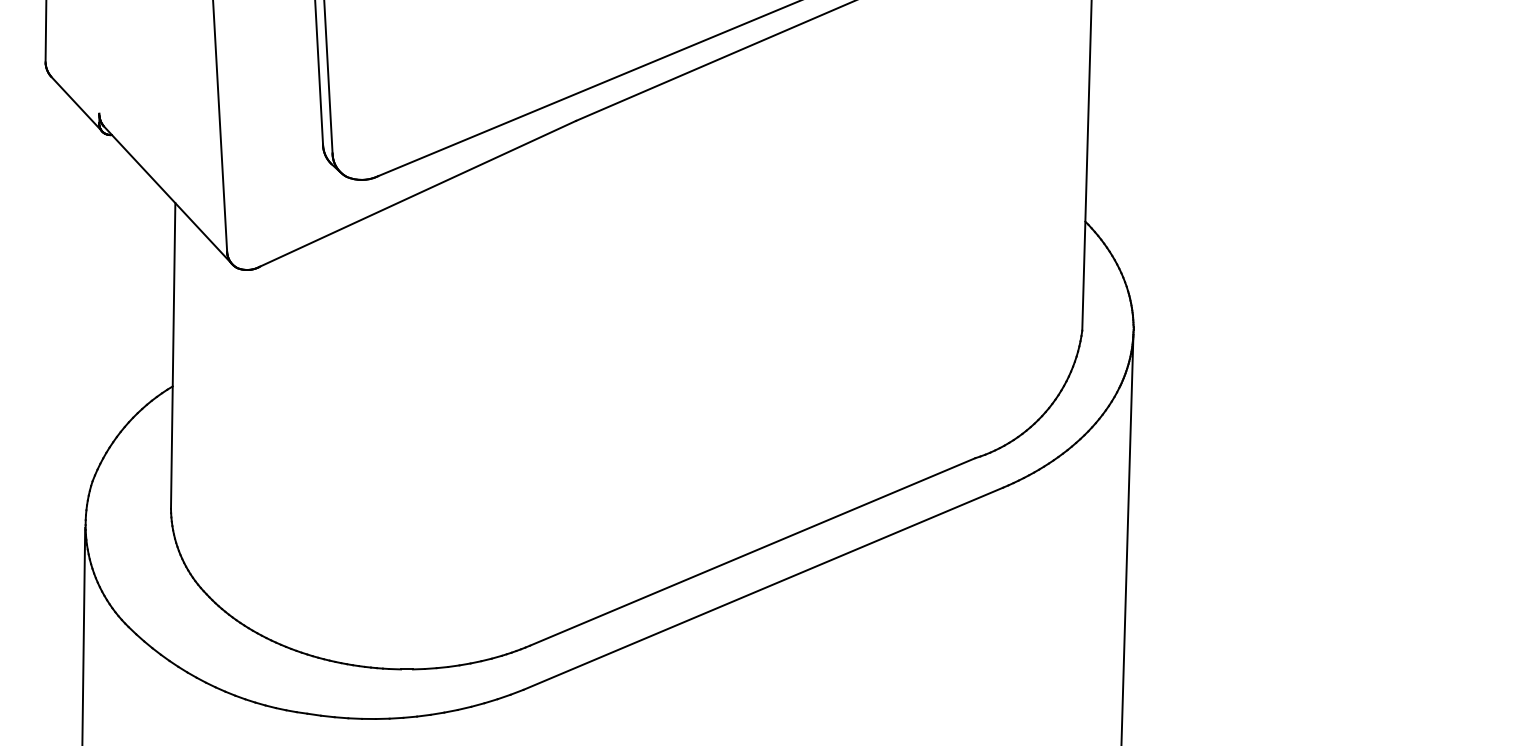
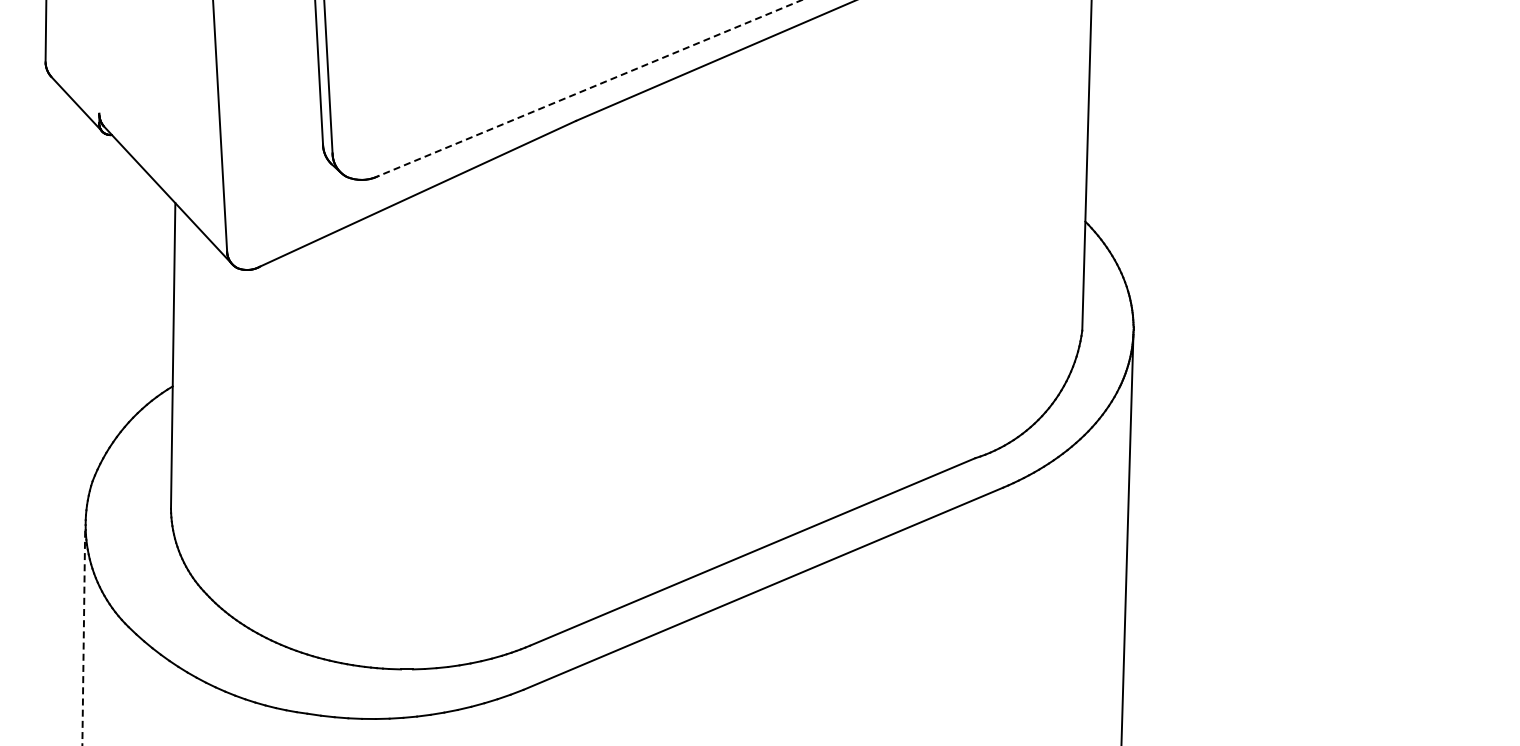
line: solid -> dashed (589, 88)
line: solid -> dashed (83, 636)
